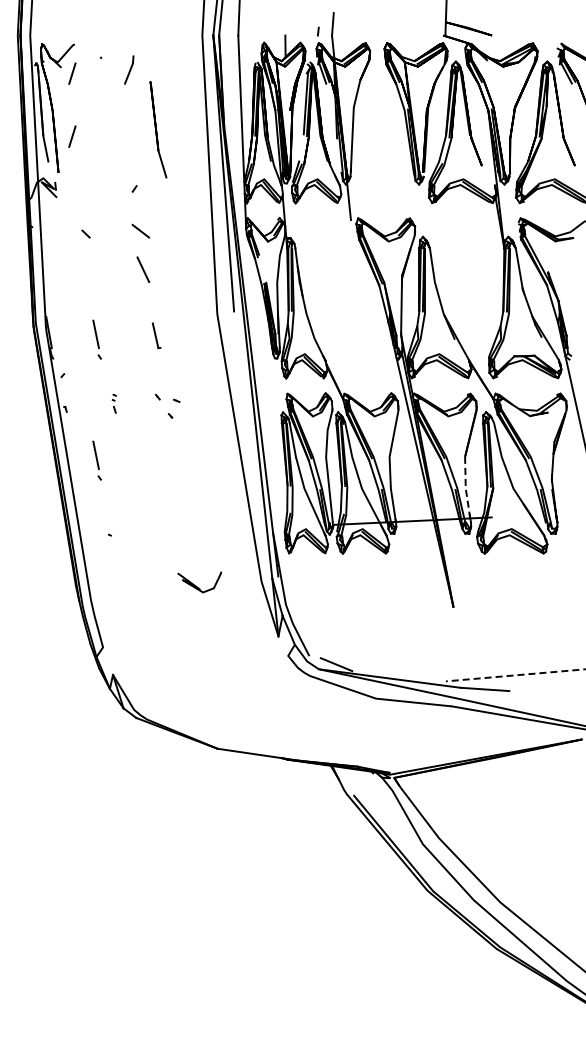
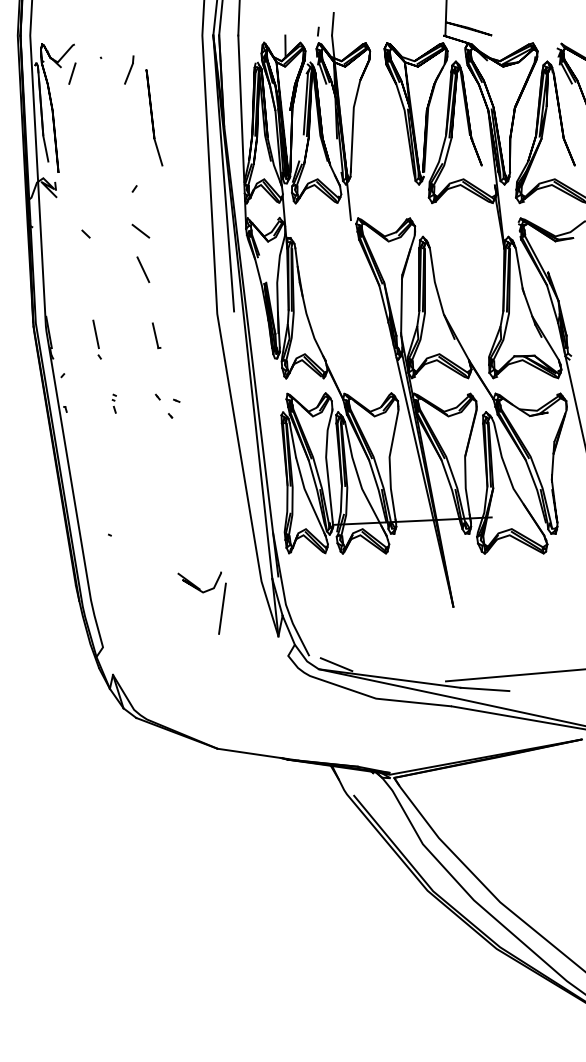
curve position: (157, 130) -> (153, 118) (153, 118)
line: present -> none (72, 136)
part: present -> none (96, 460)
line: dashed -> solid (465, 489)
line: none -> present (222, 608)
line: dashed -> solid (515, 675)
